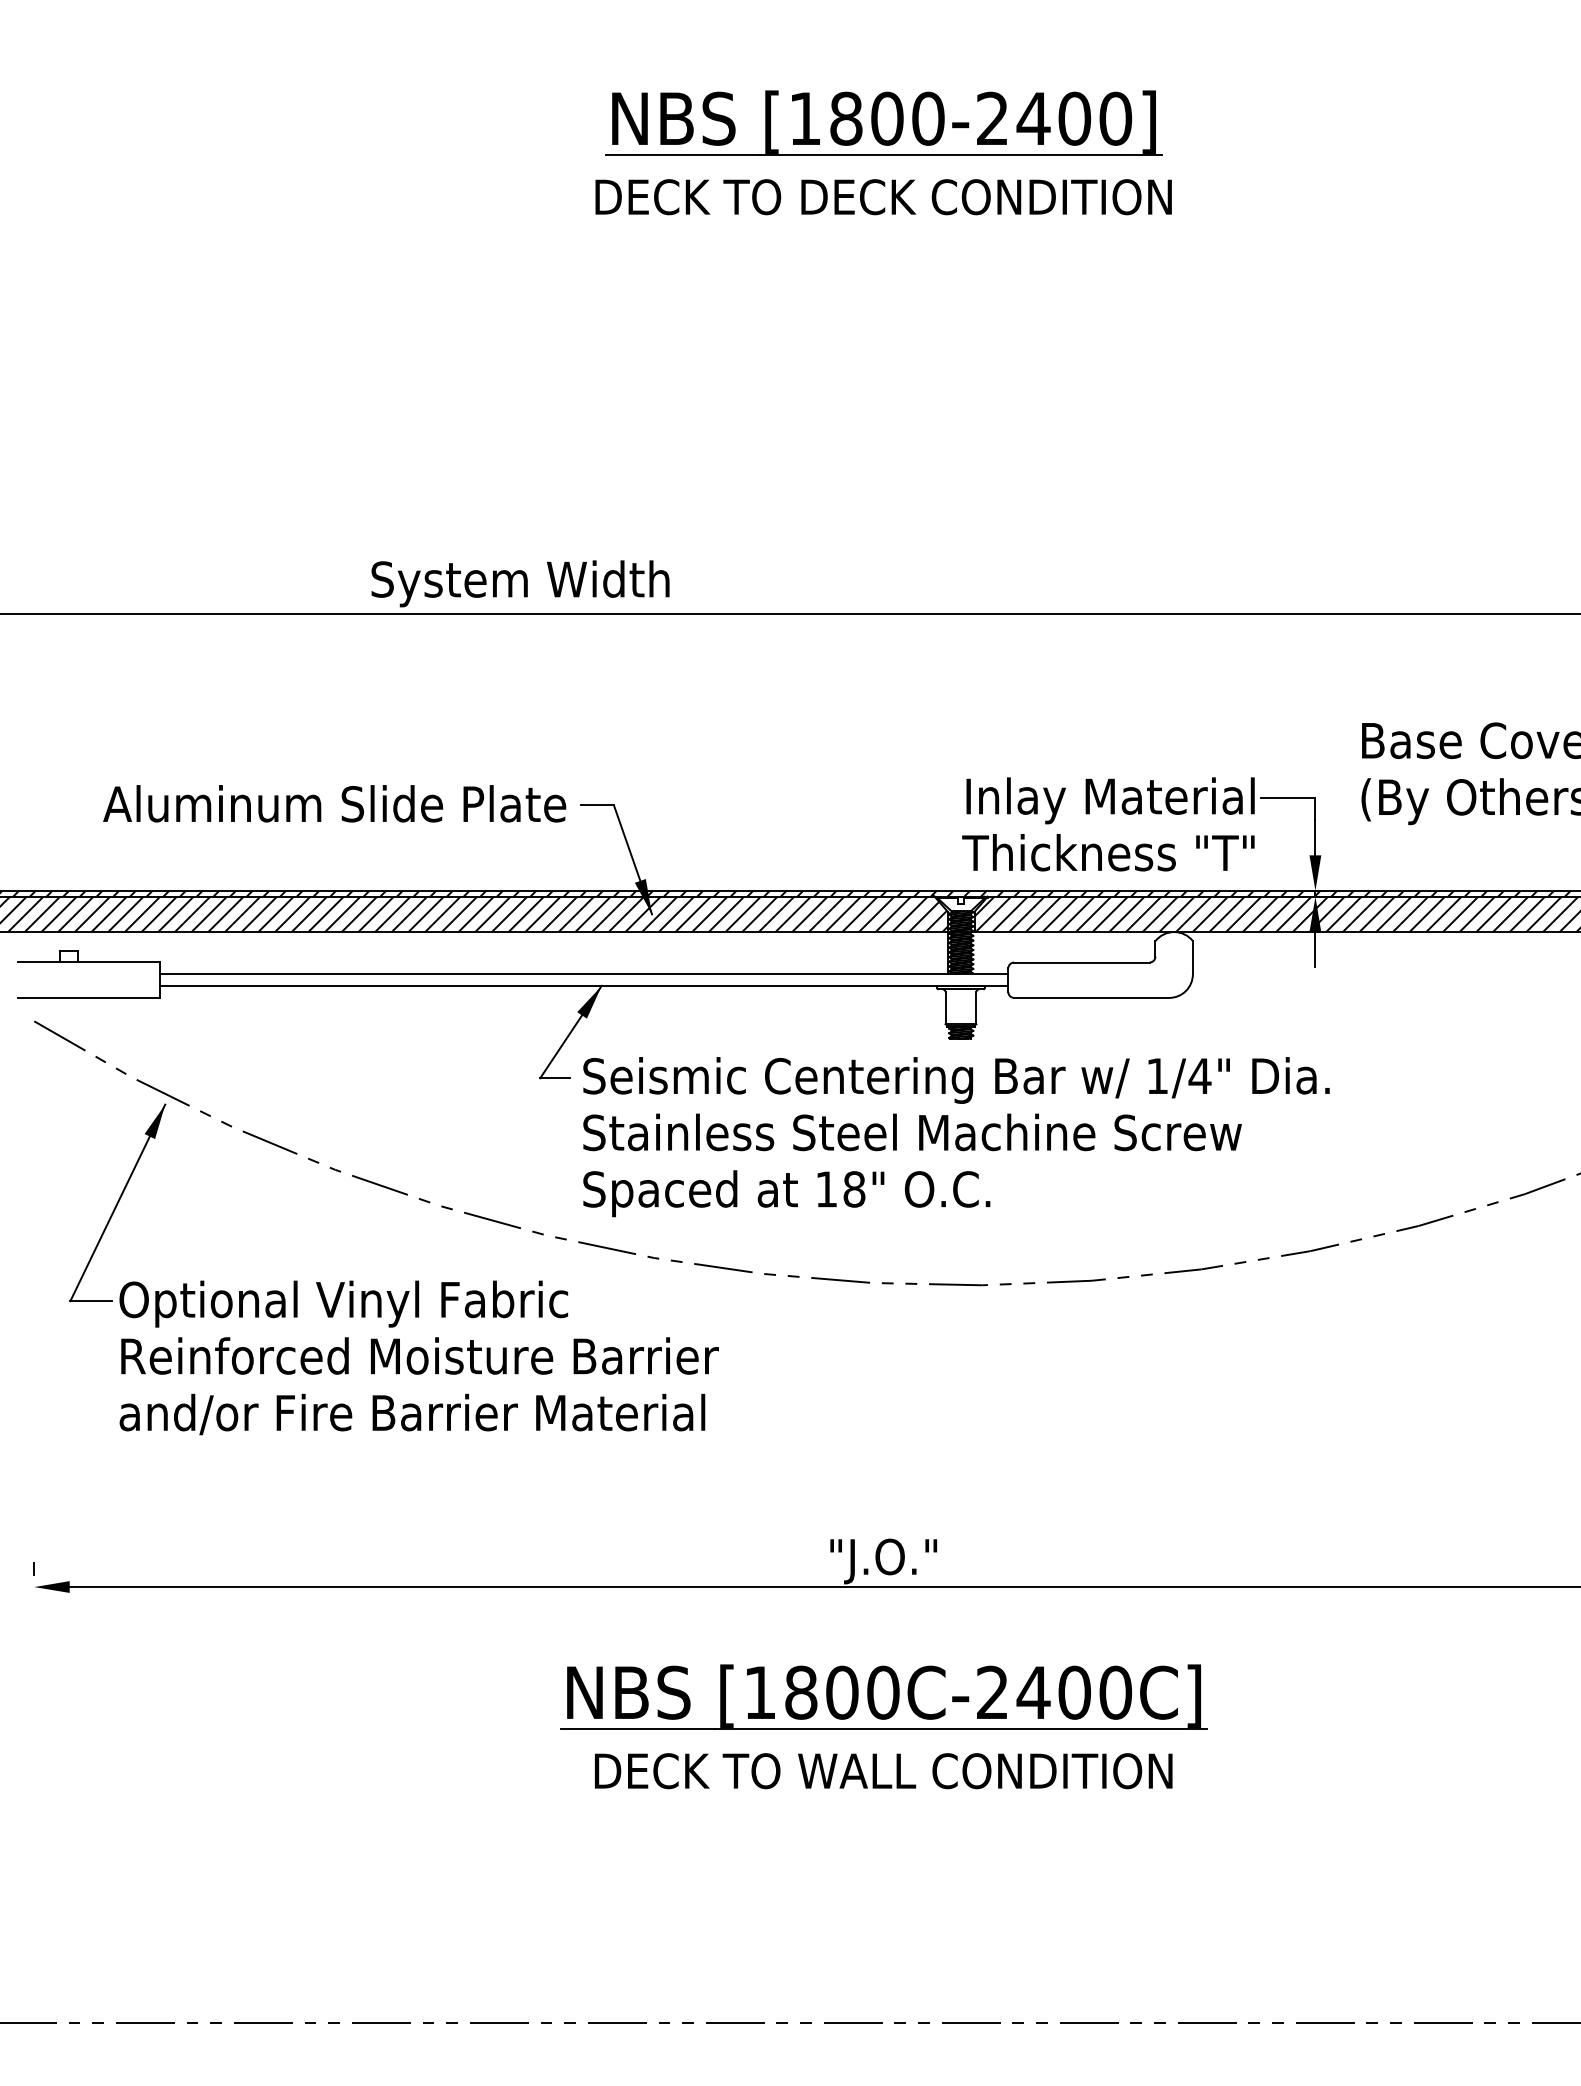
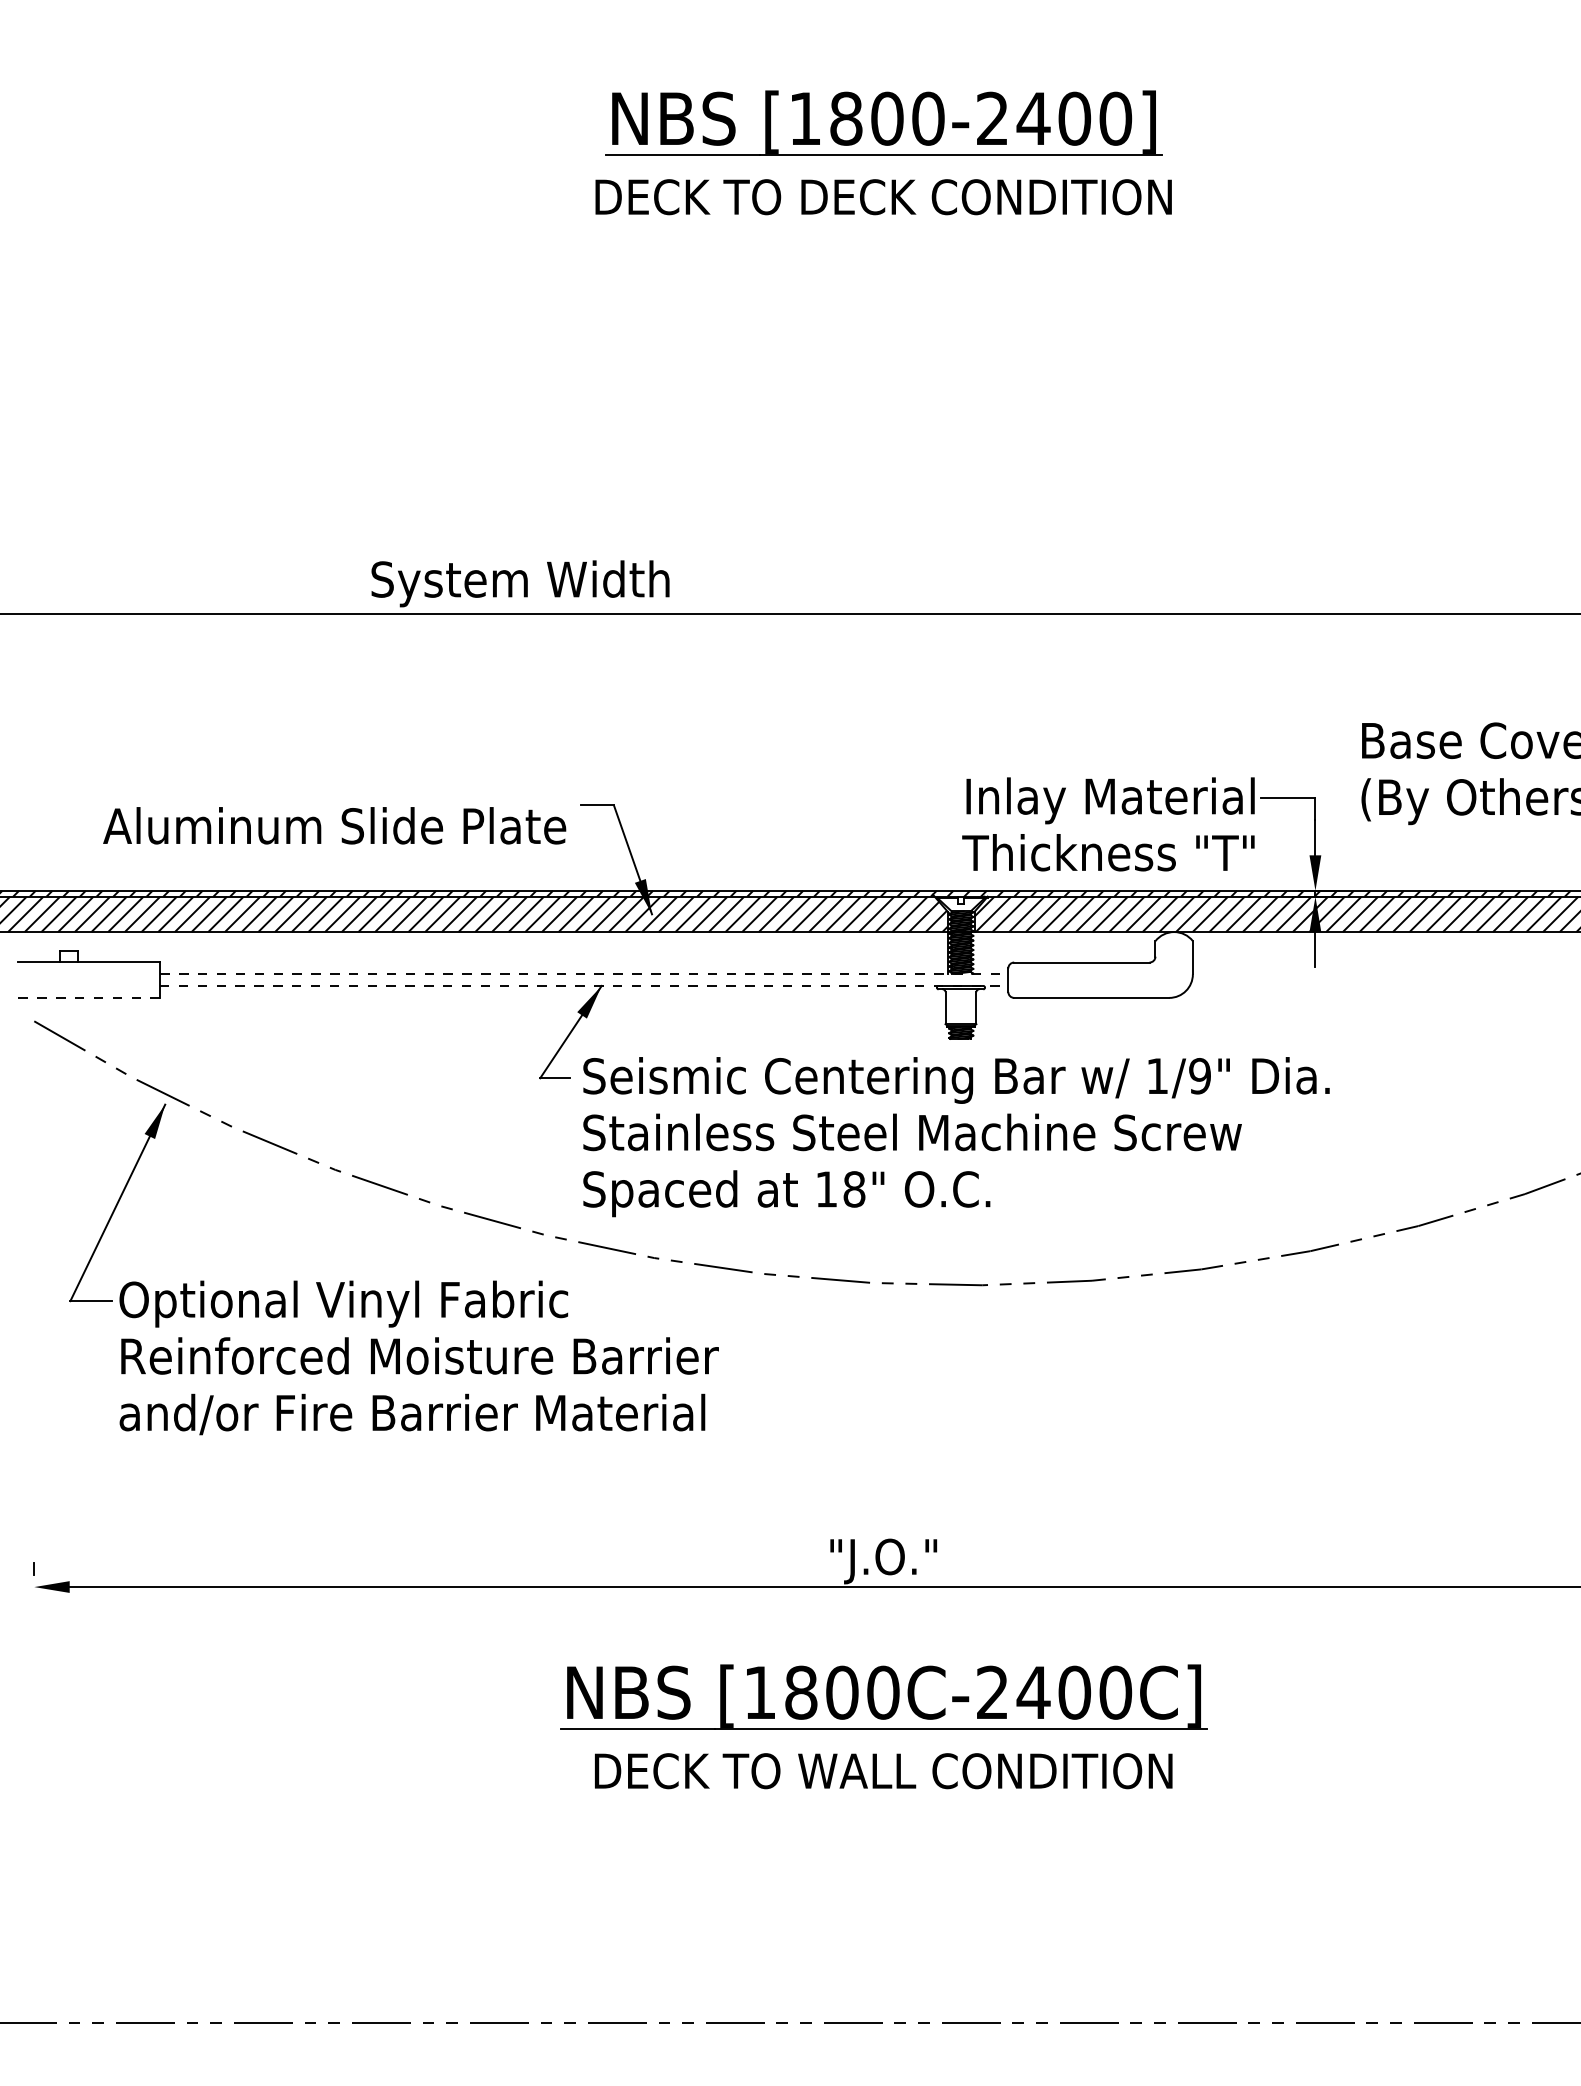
text position: (334, 803) -> (334, 825) (334, 825)
line: solid -> dashed (584, 973)
line: solid -> dashed (584, 985)
line: solid -> dashed (88, 997)
text: 1/4" -> 1/9" (1199, 1076)
